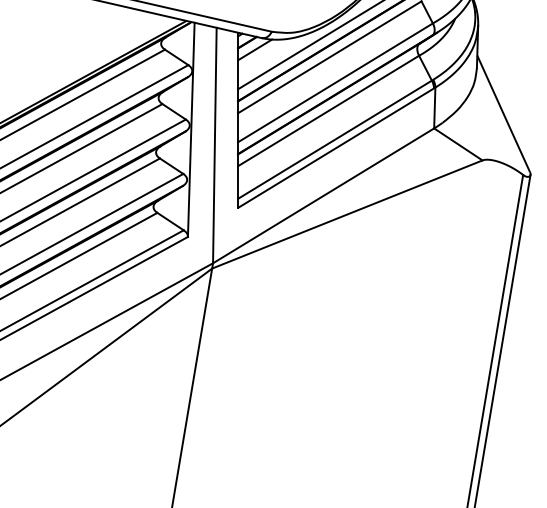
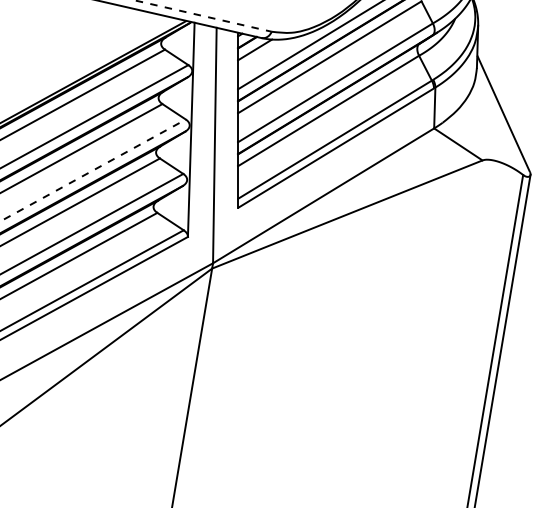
line: solid -> dashed (202, 15)
line: solid -> dashed (93, 170)
